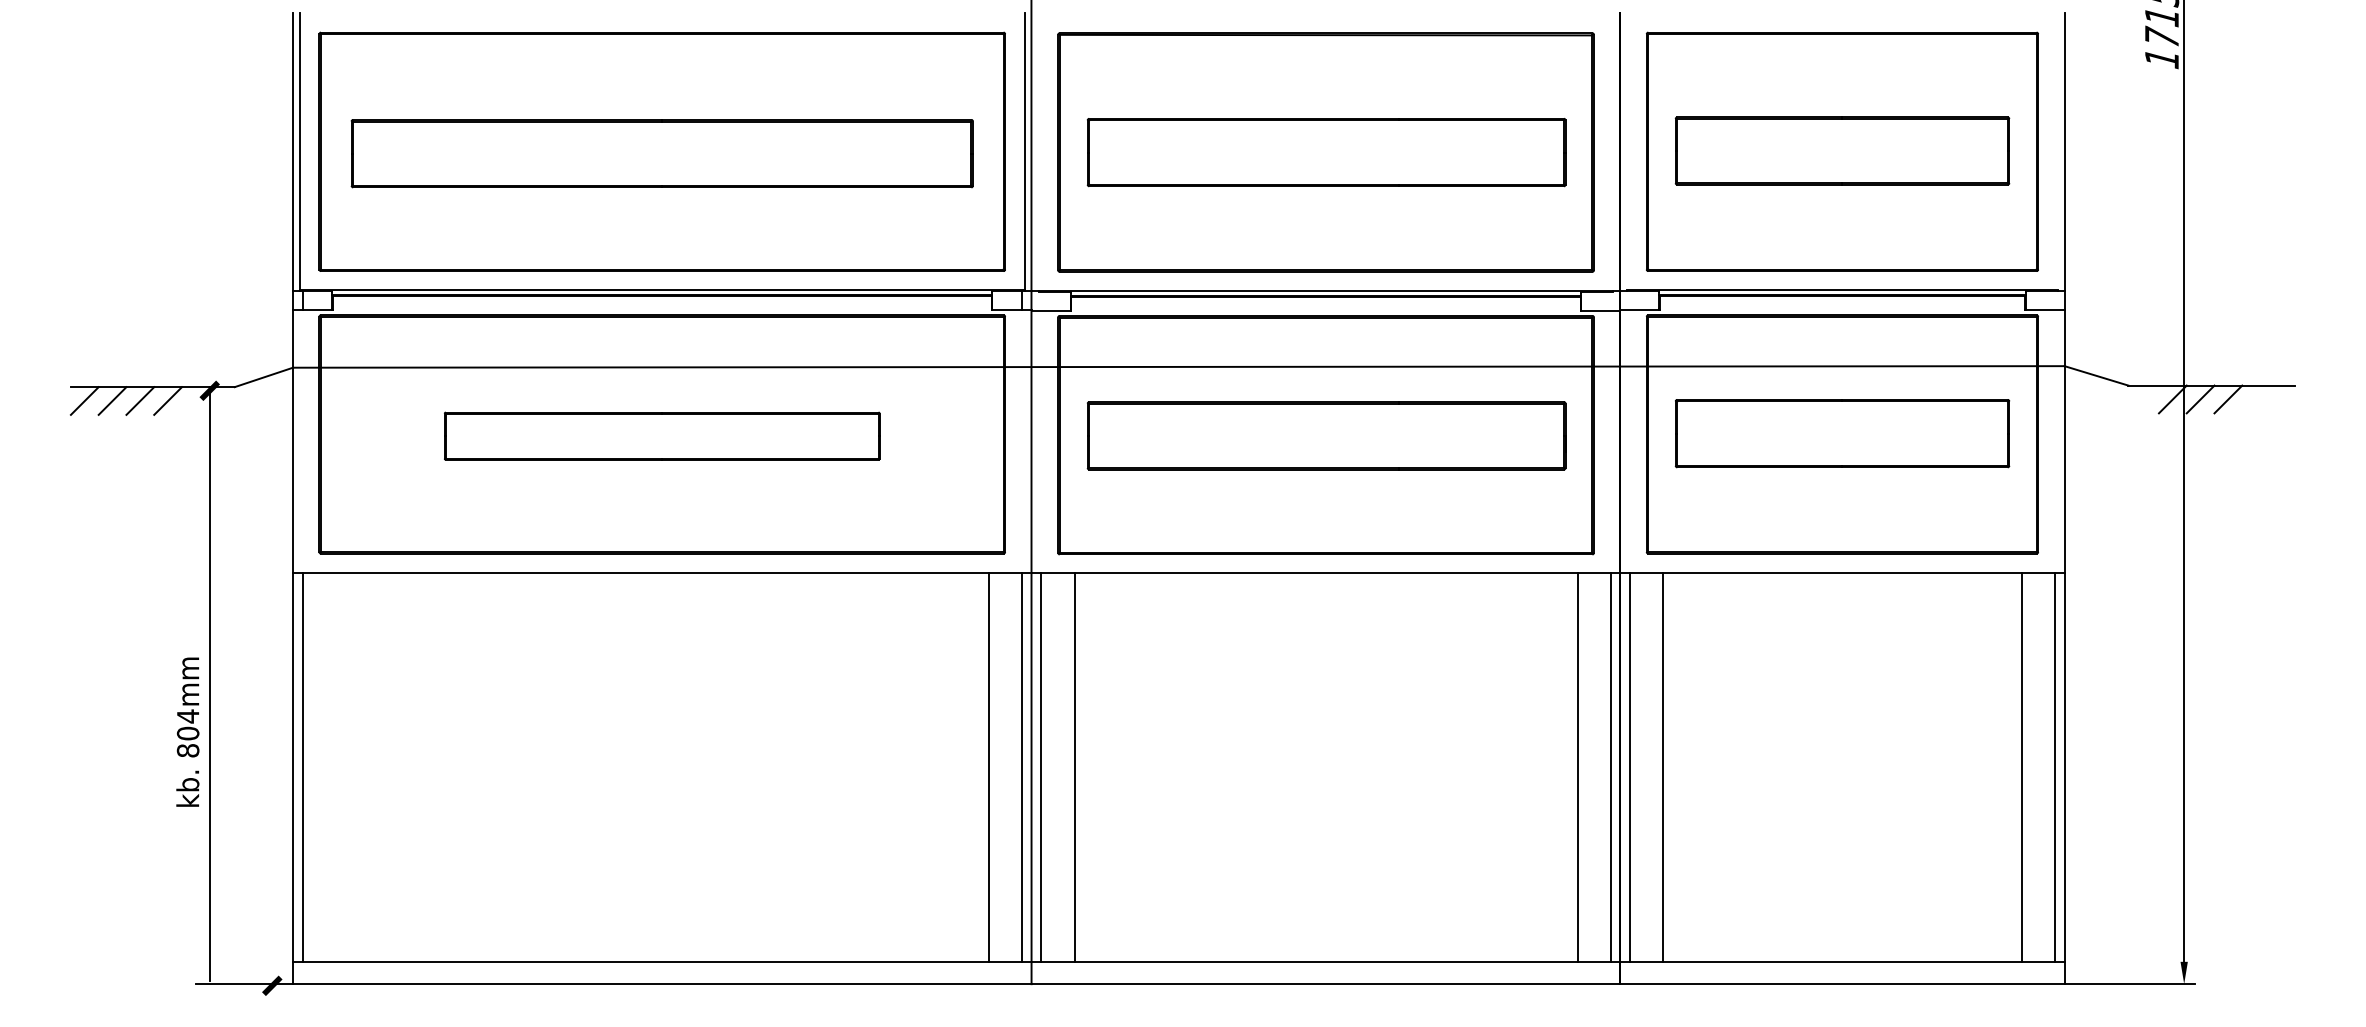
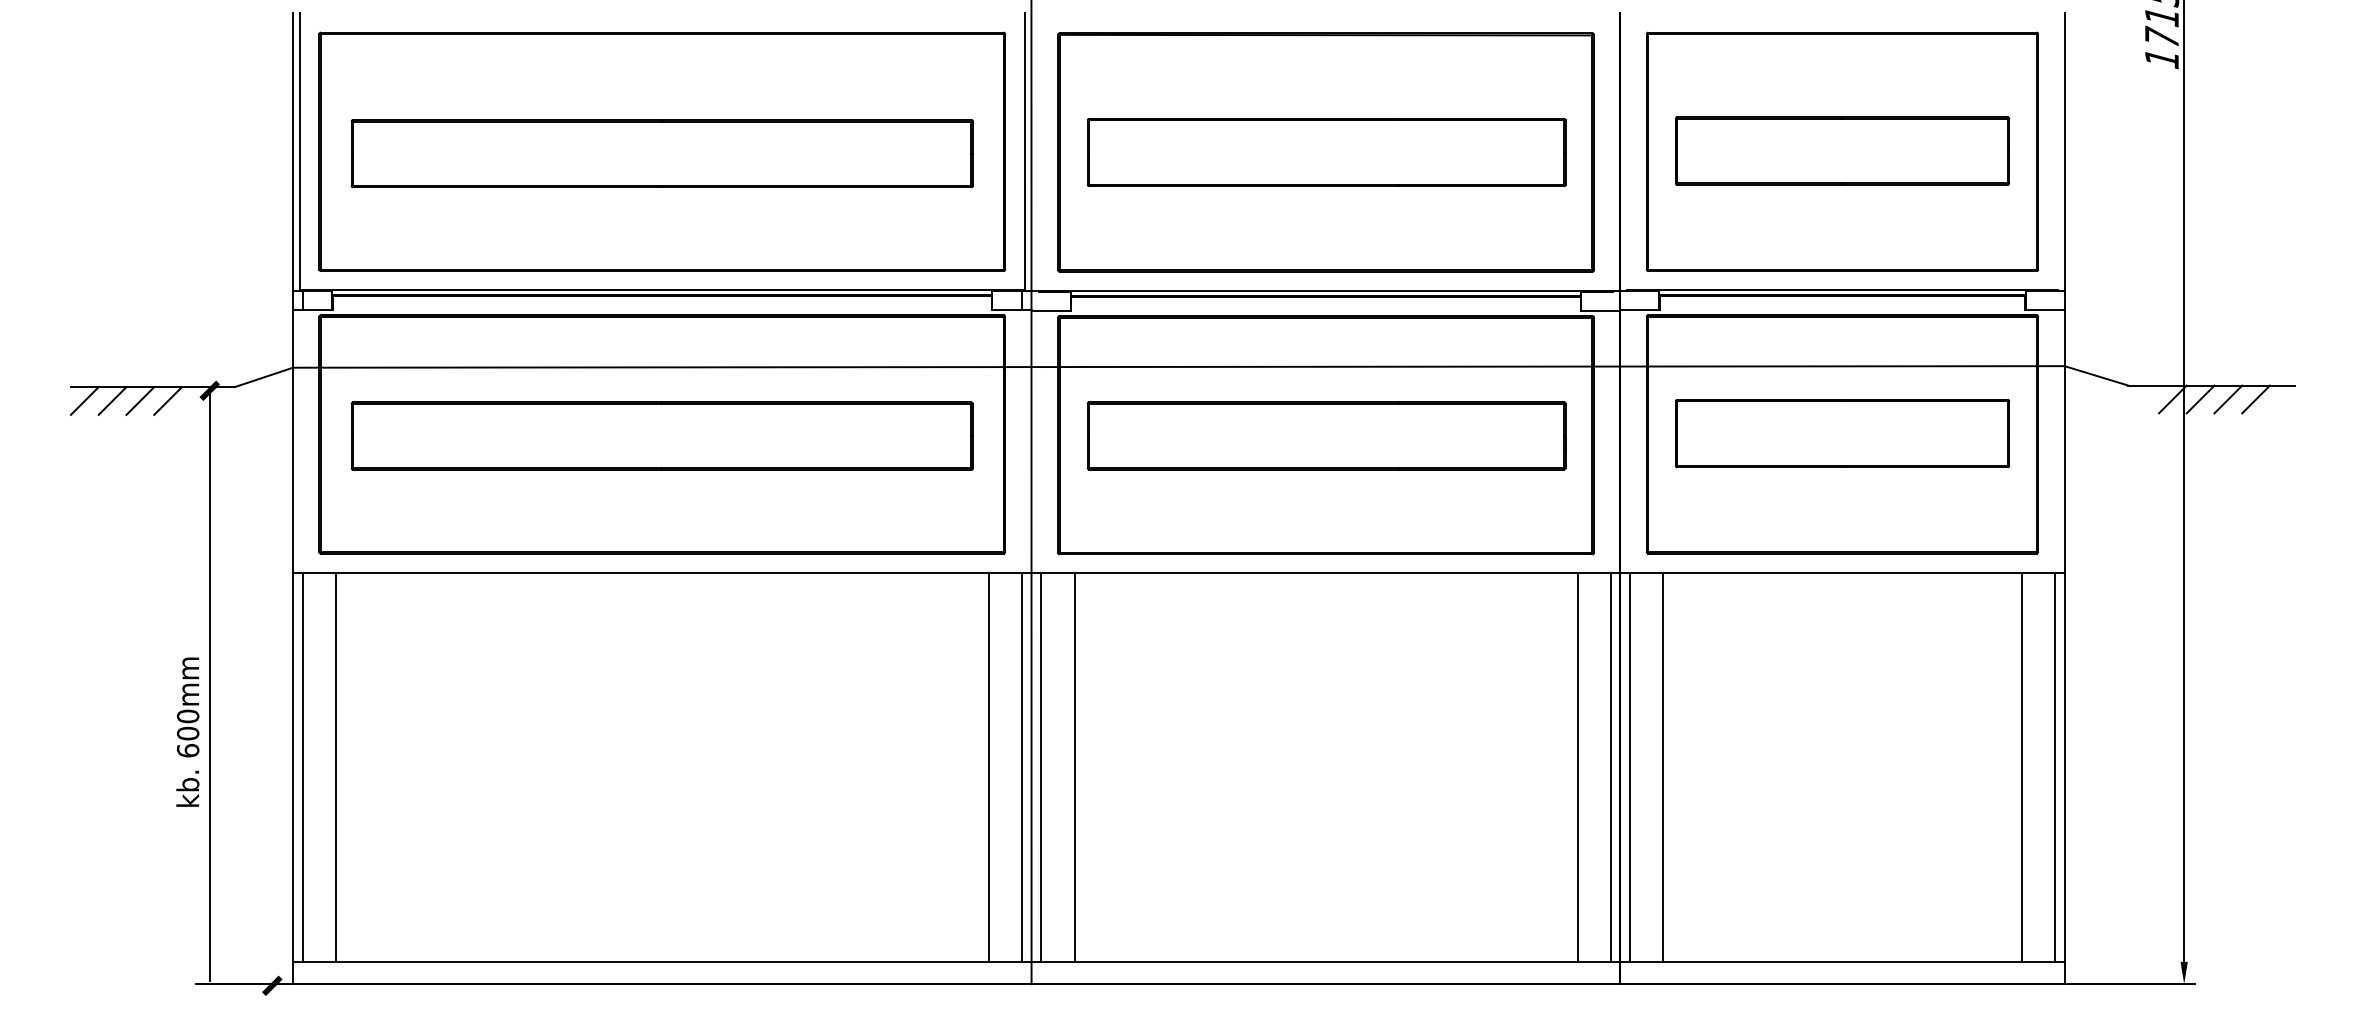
line: none -> present (2256, 399)
part size: 437x50 px -> 624x70 px (661, 435)
text: 804mm -> 600mm (187, 733)
line: none -> present (335, 766)
